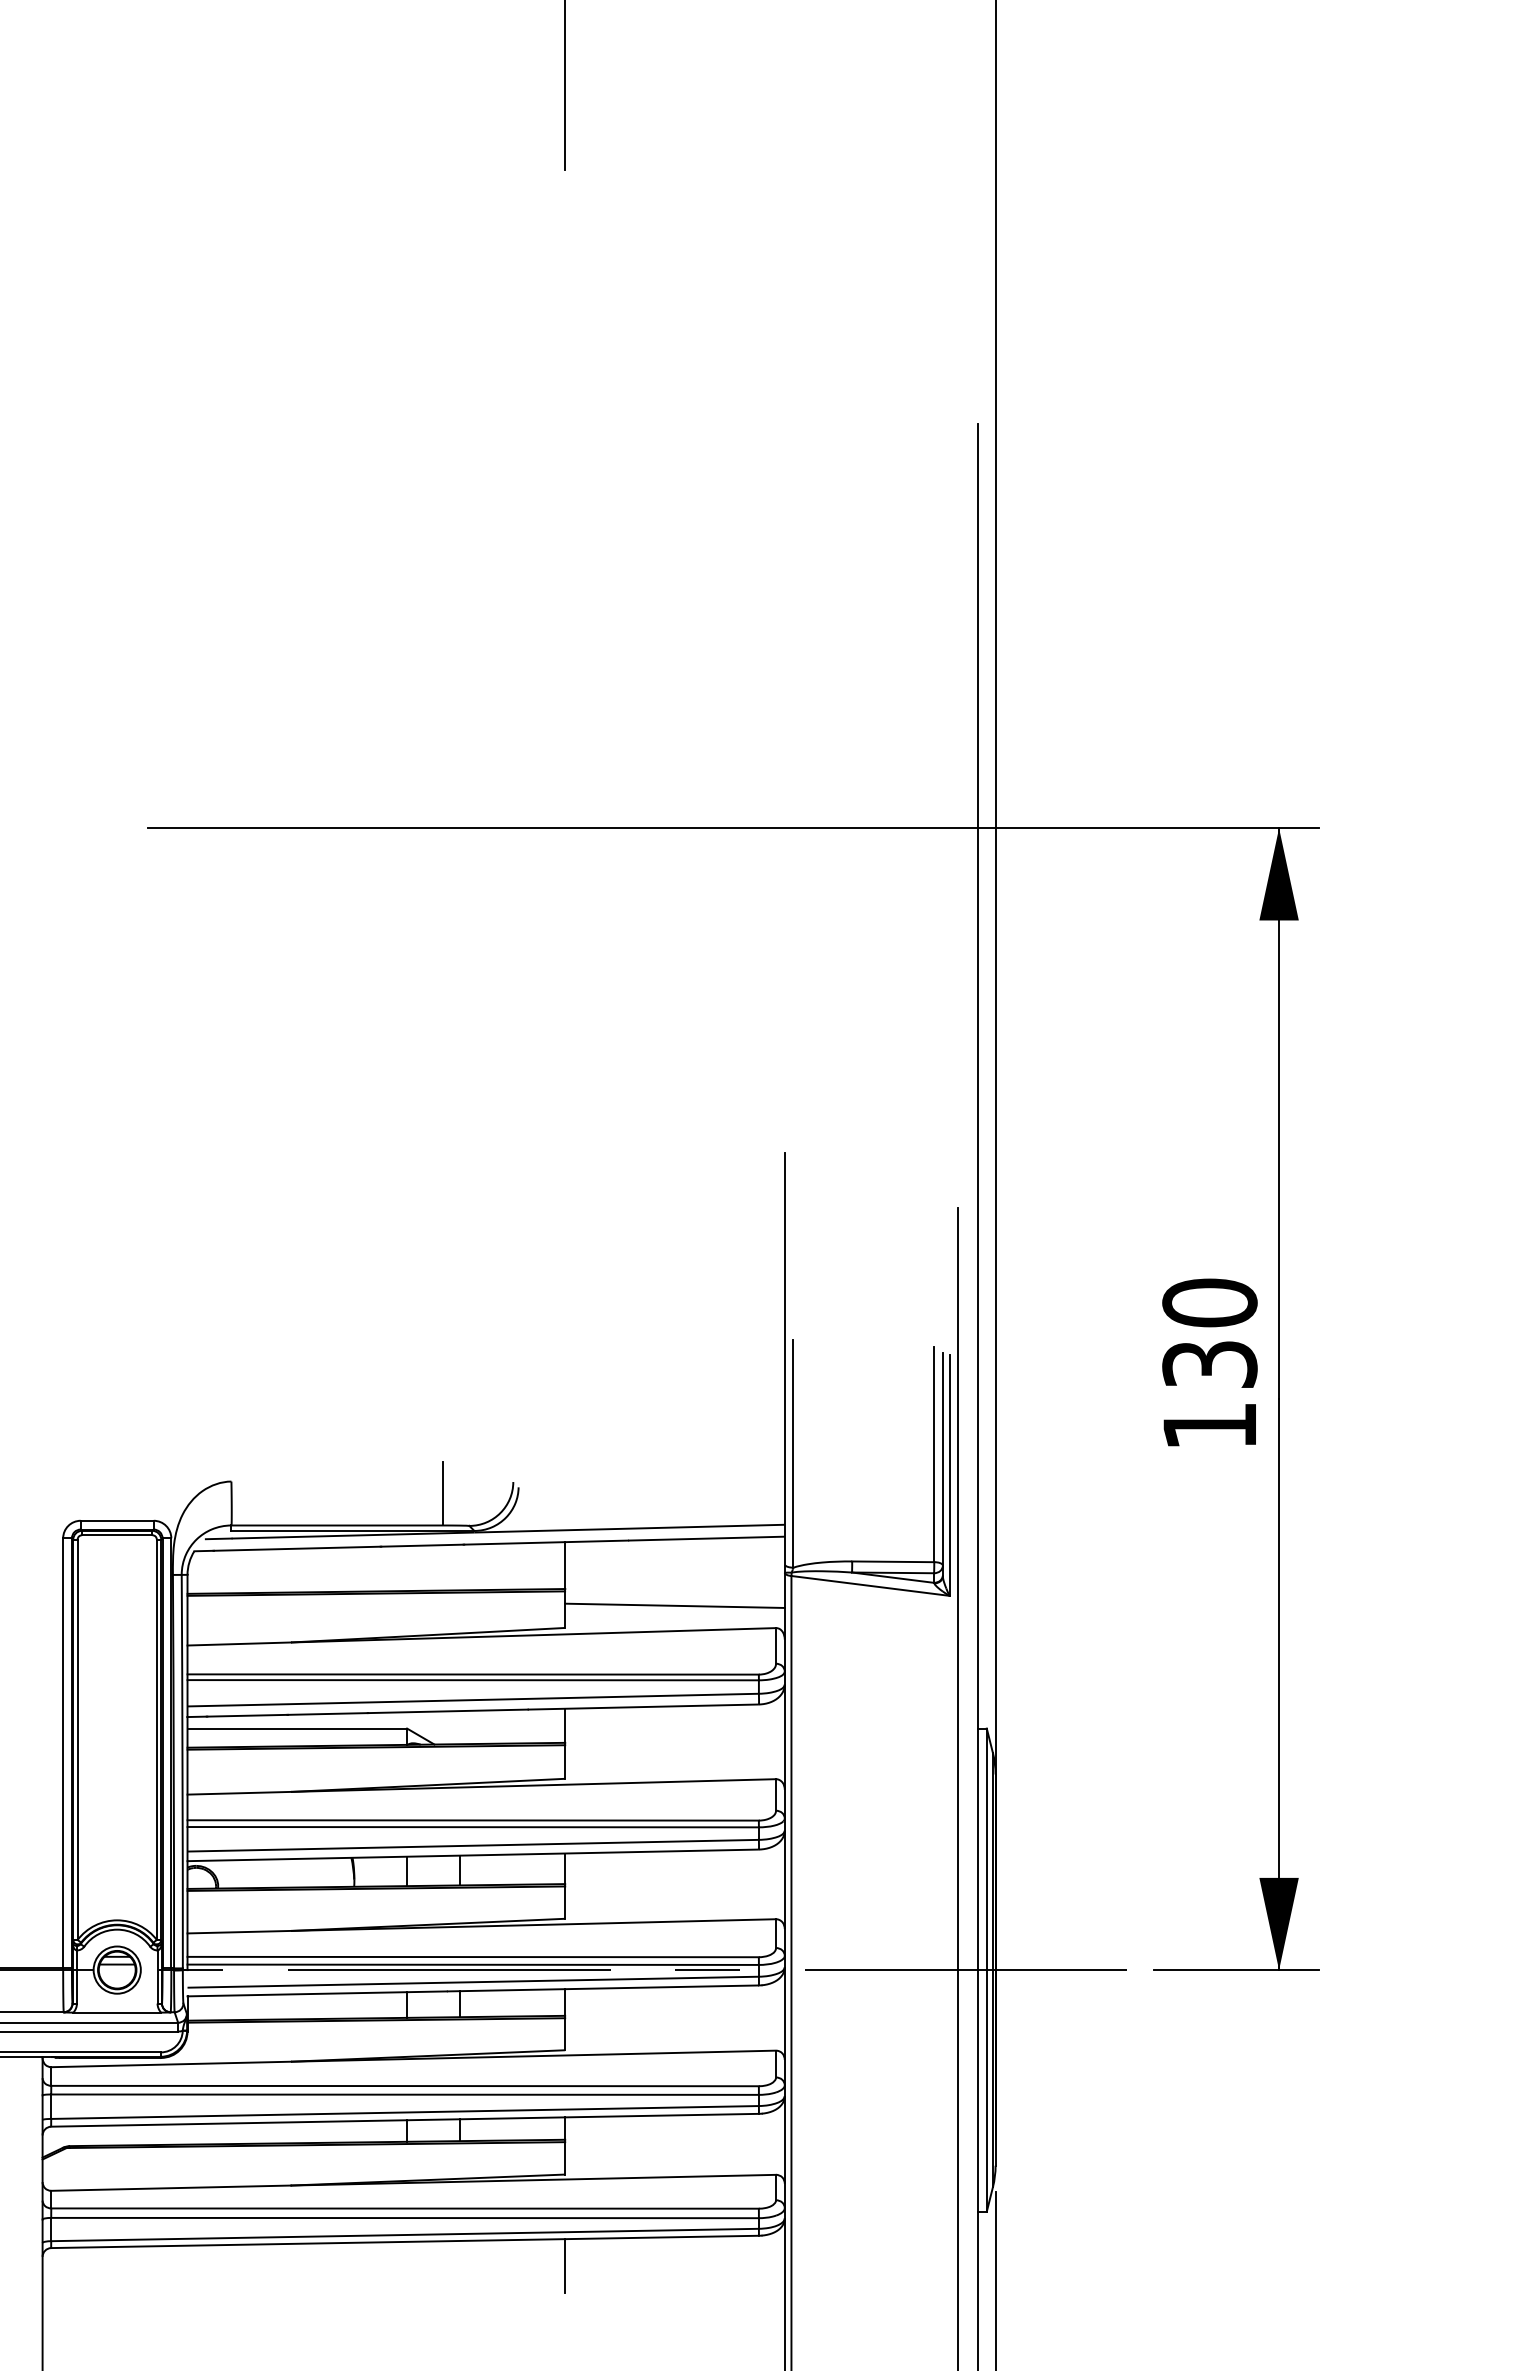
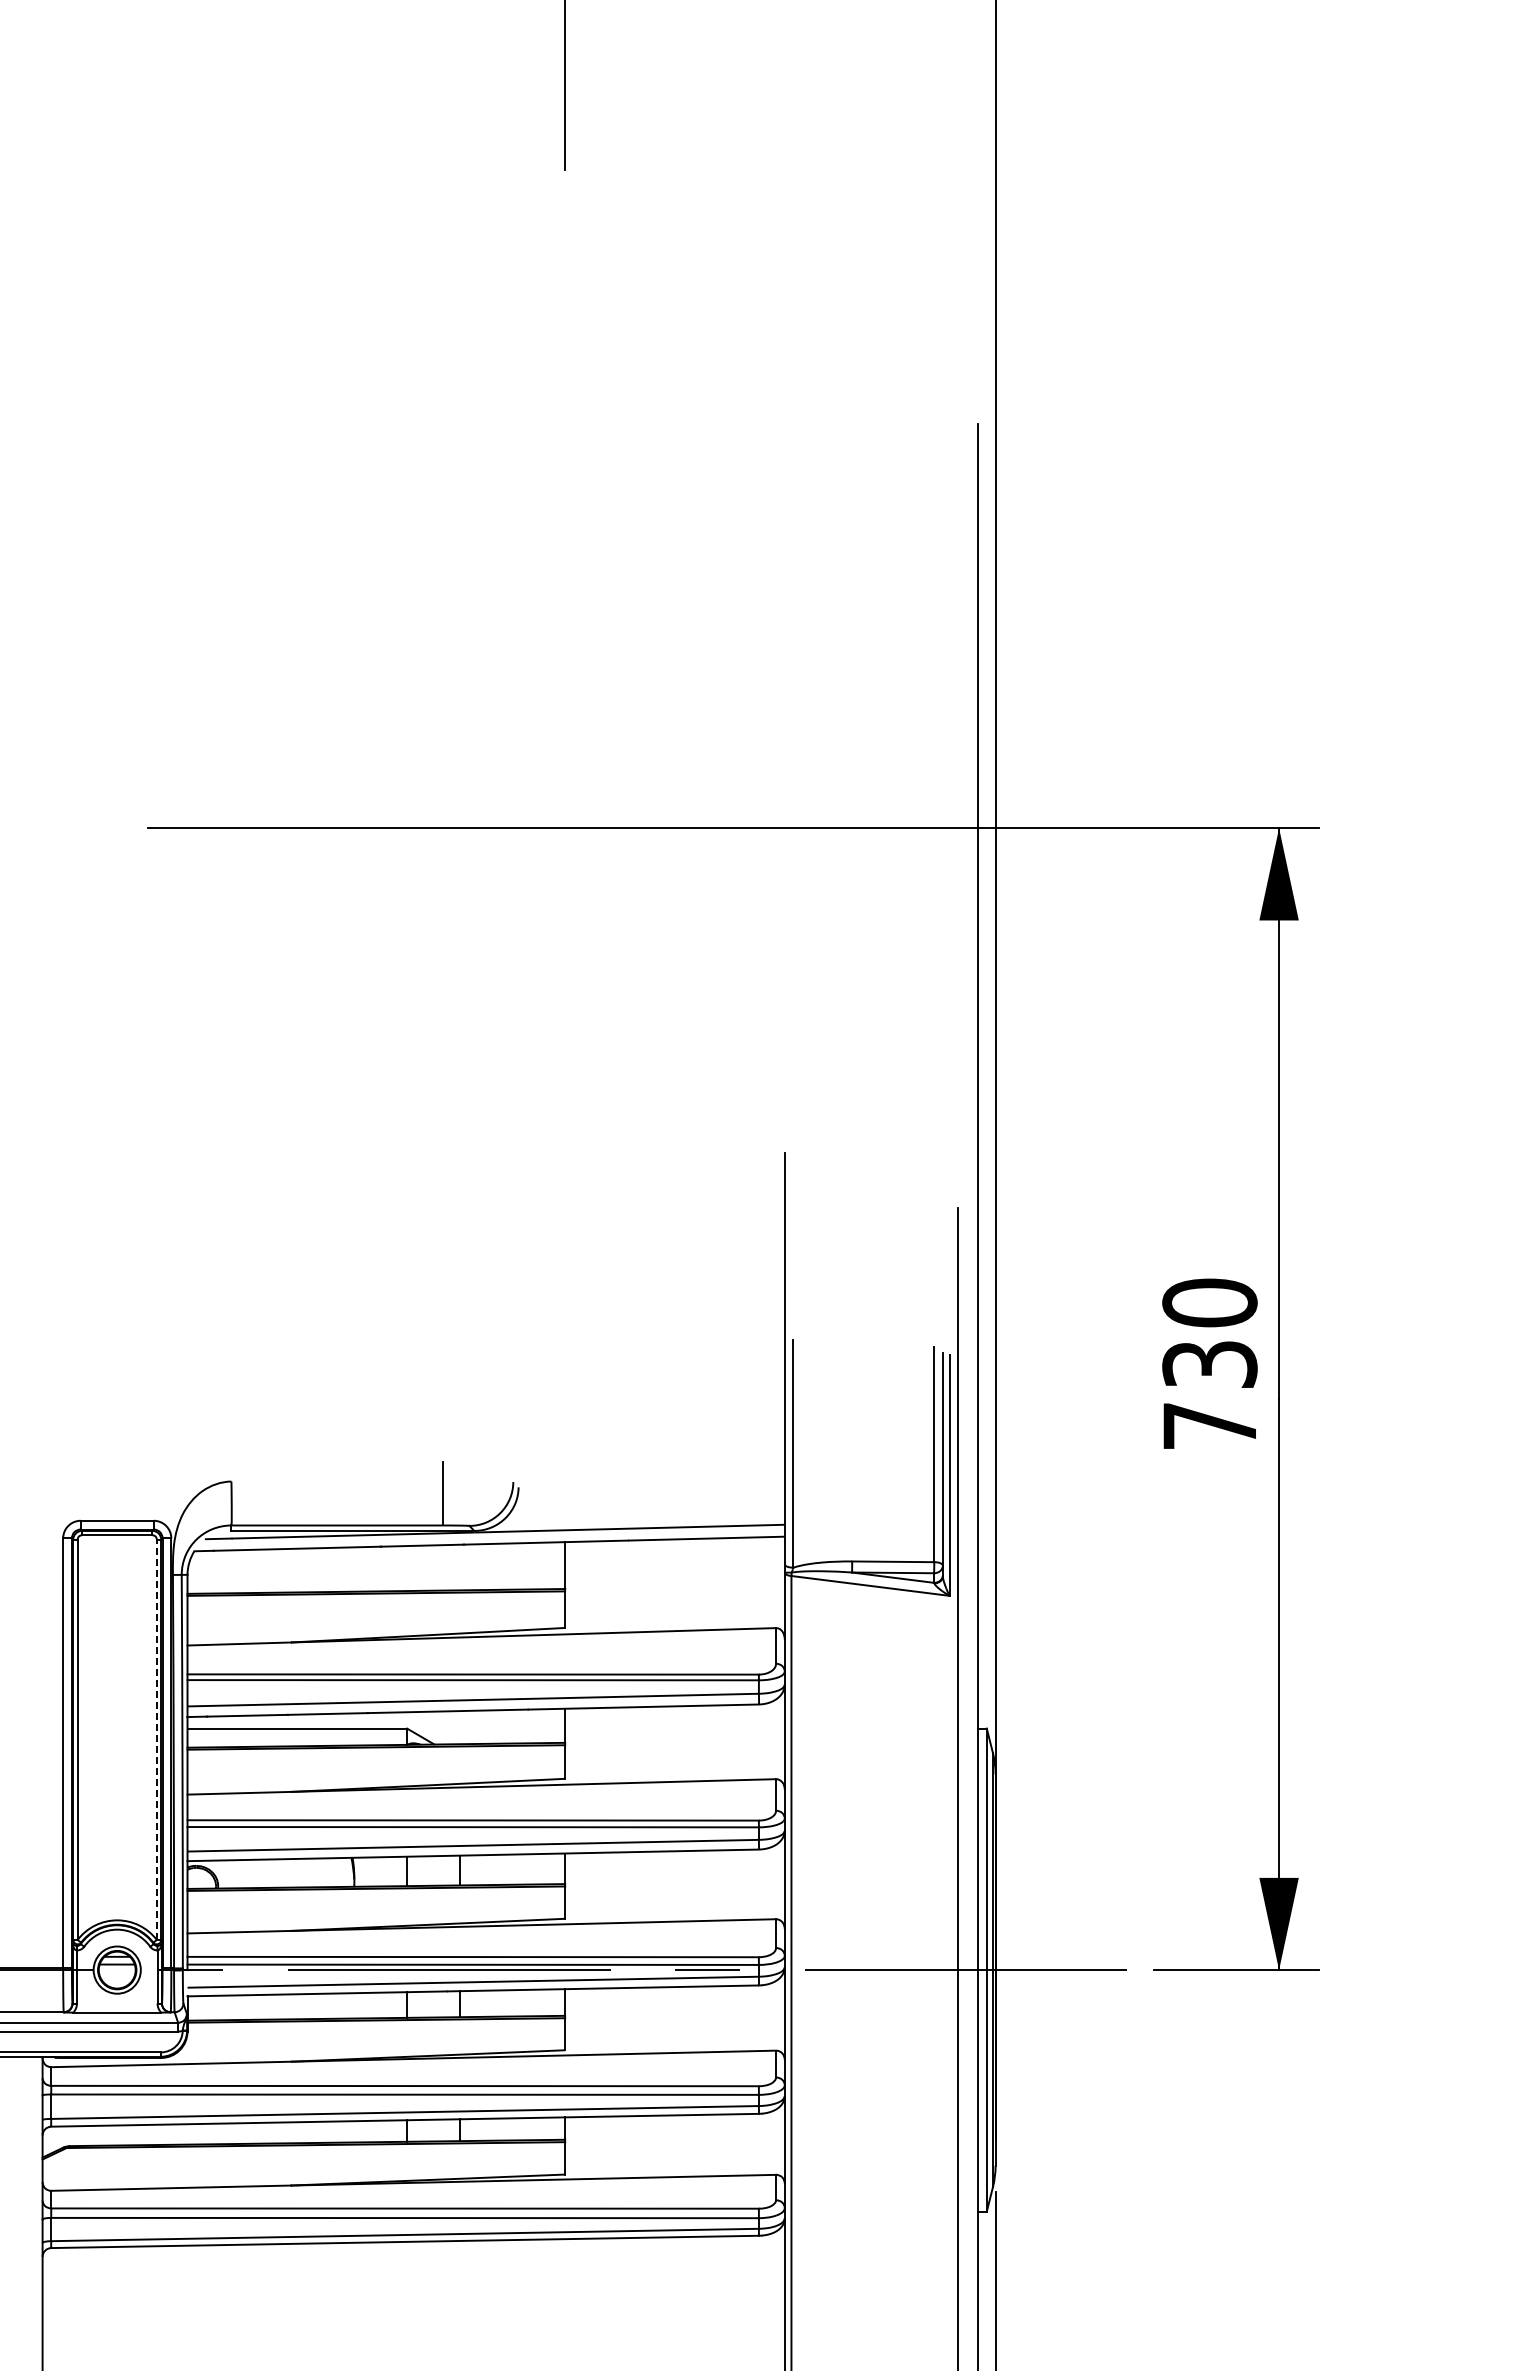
text: 130 -> 730 (1209, 1425)
line: present -> none (674, 1605)
line: solid -> dashed (156, 1739)
line: present -> none (565, 2265)
